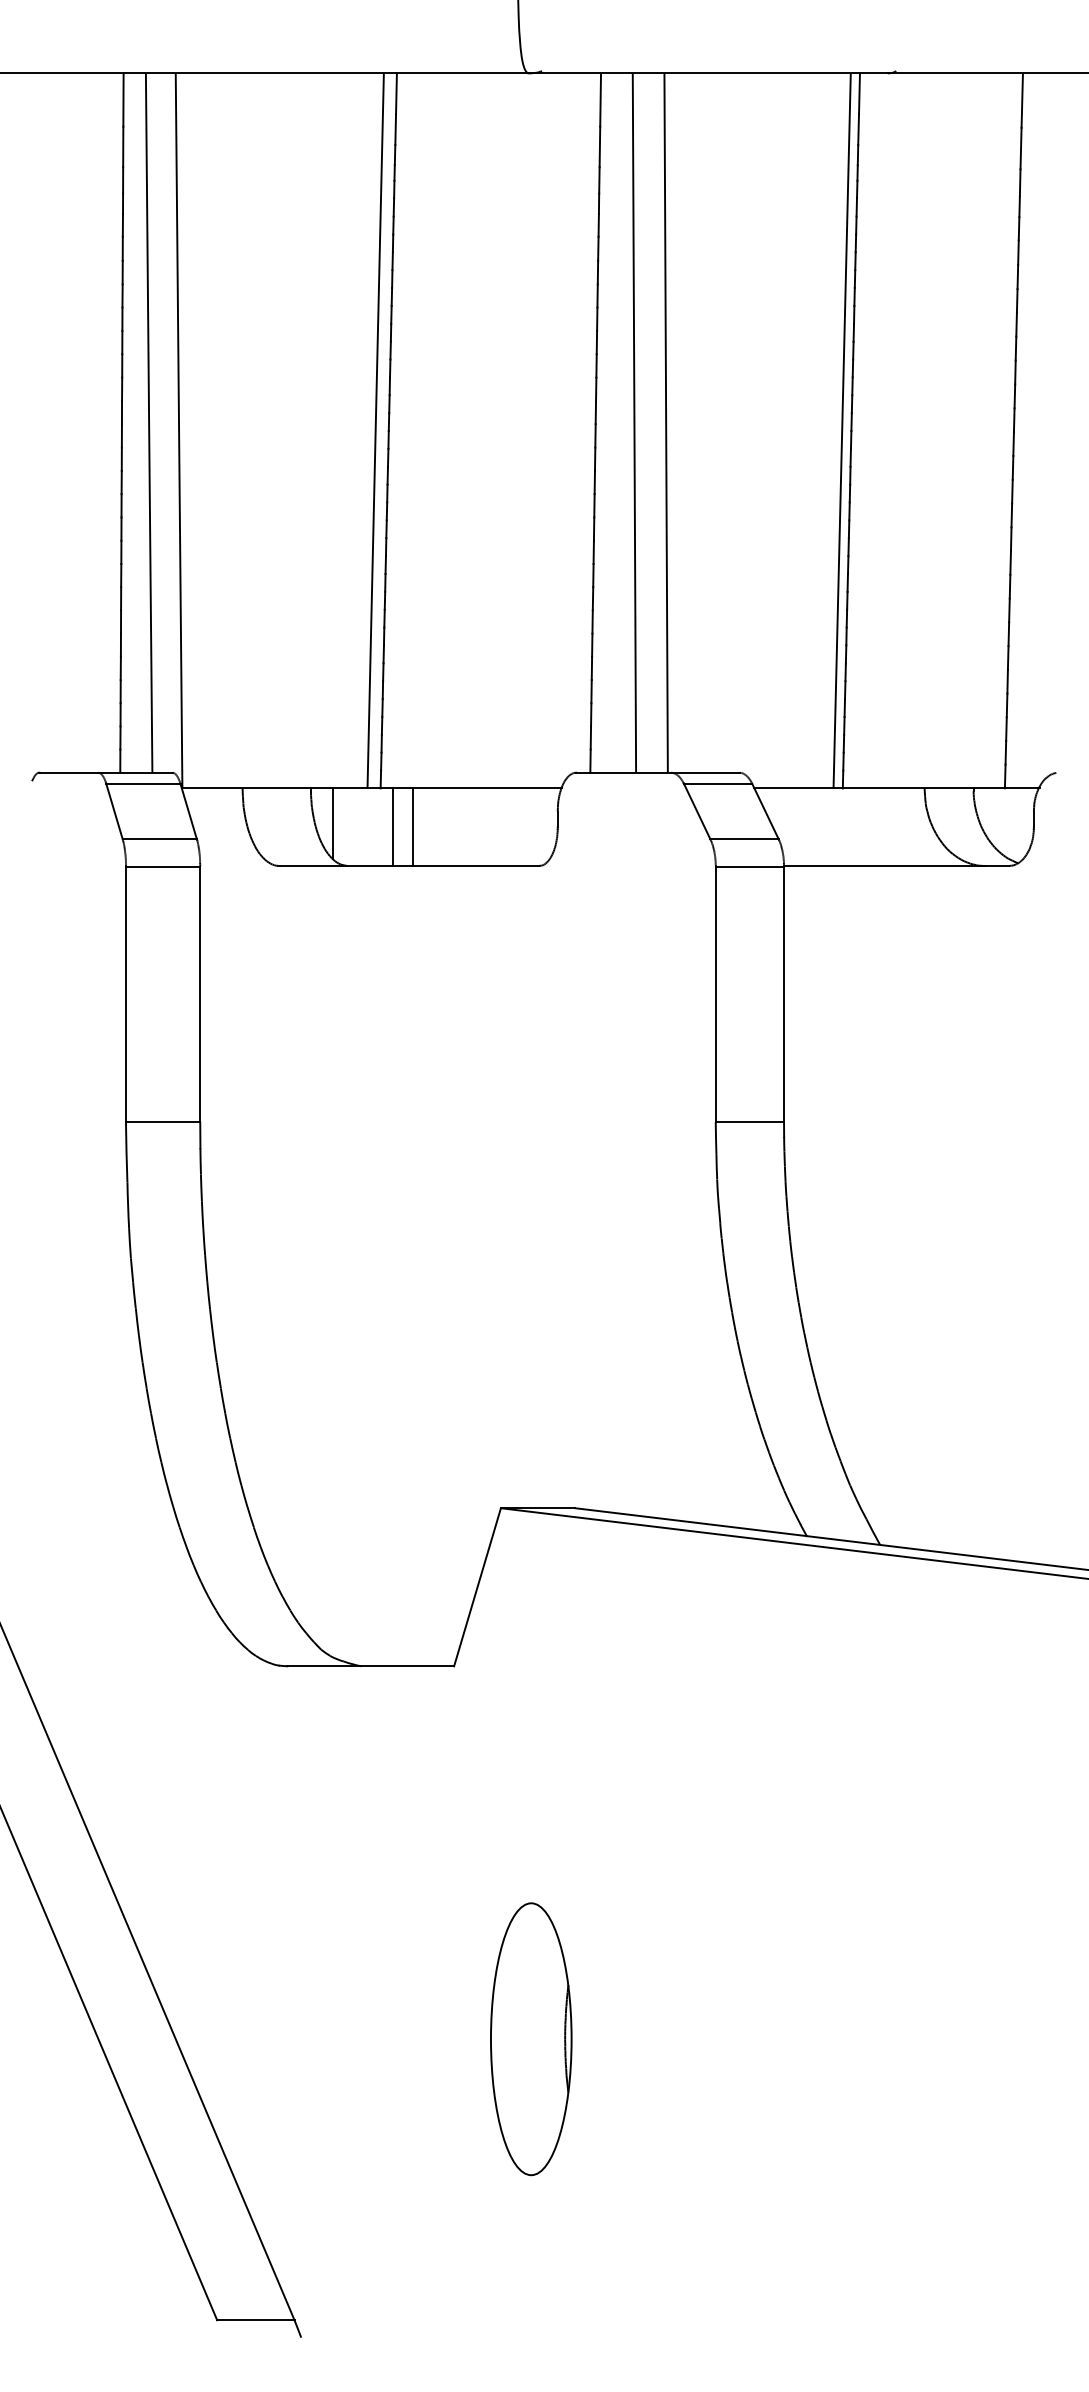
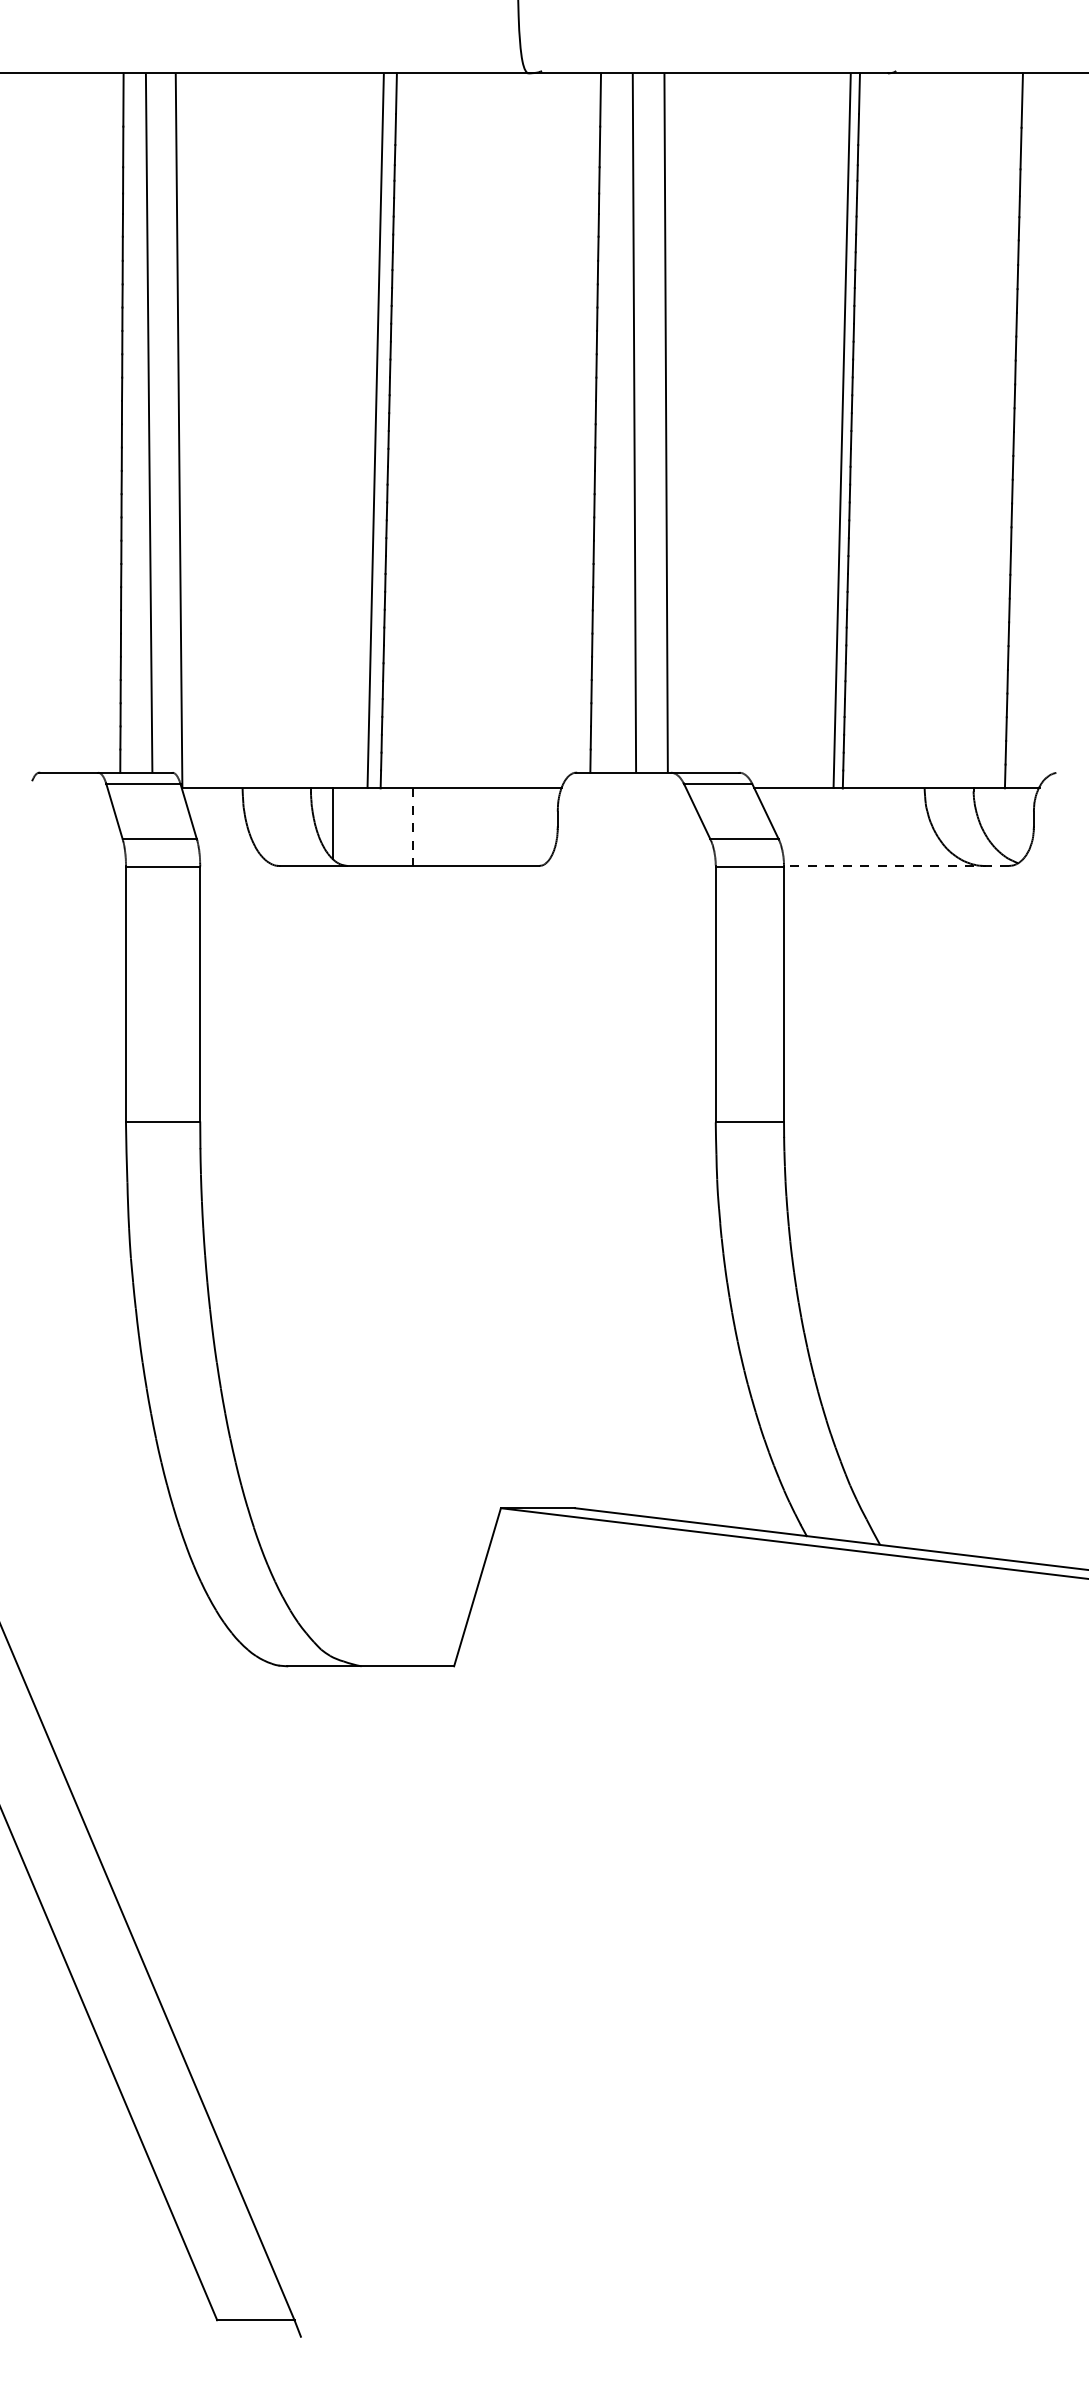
line: present -> none (392, 826)
line: solid -> dashed (412, 827)
line: solid -> dashed (896, 865)
part: present -> none (531, 2039)
